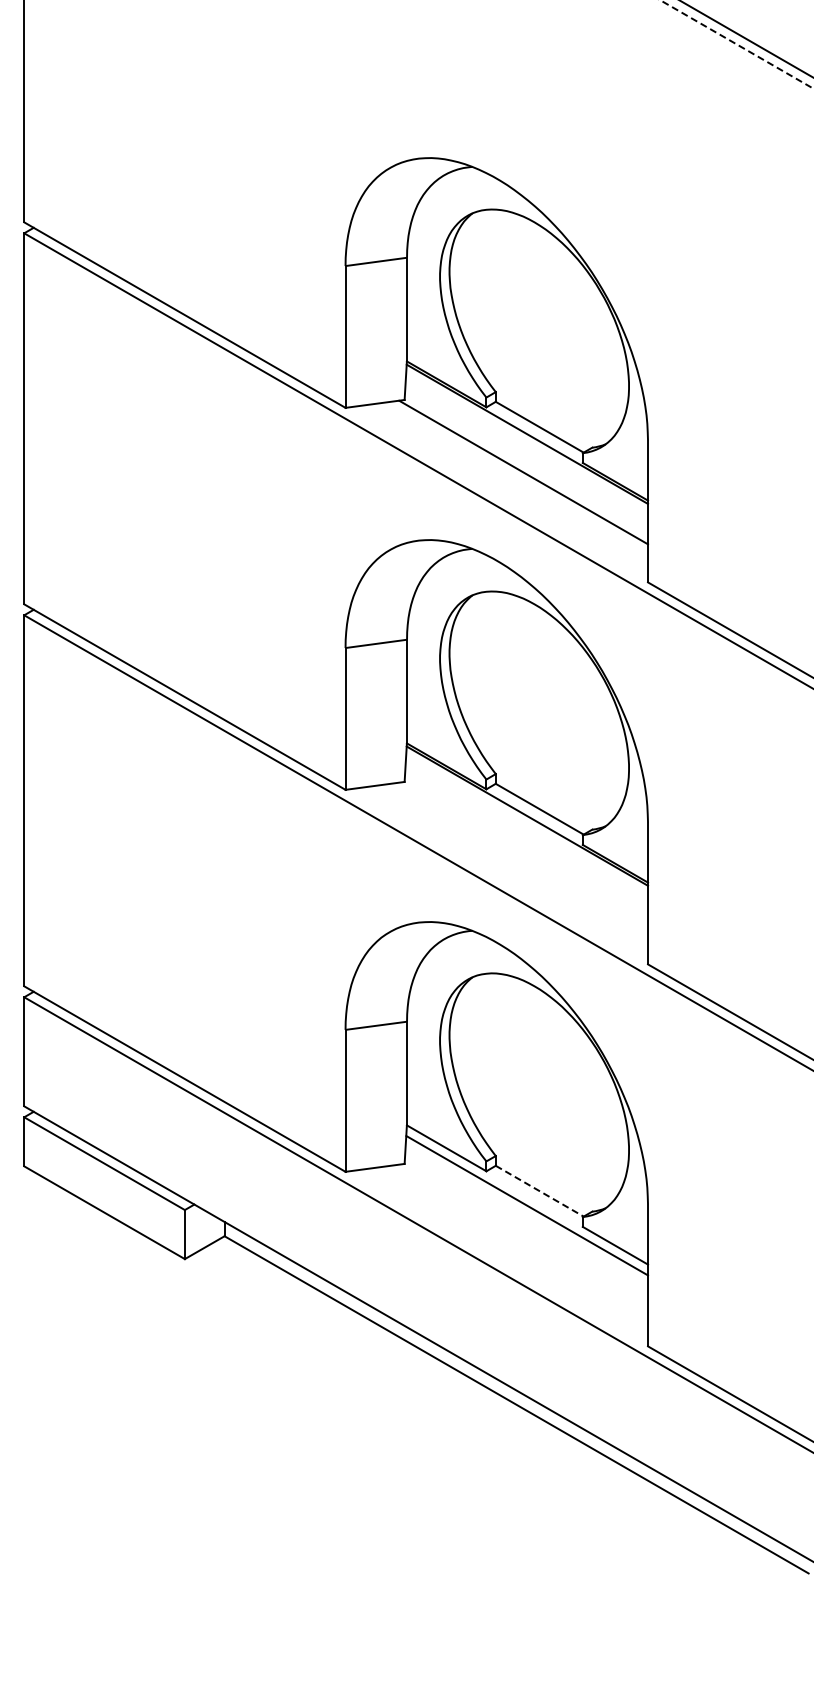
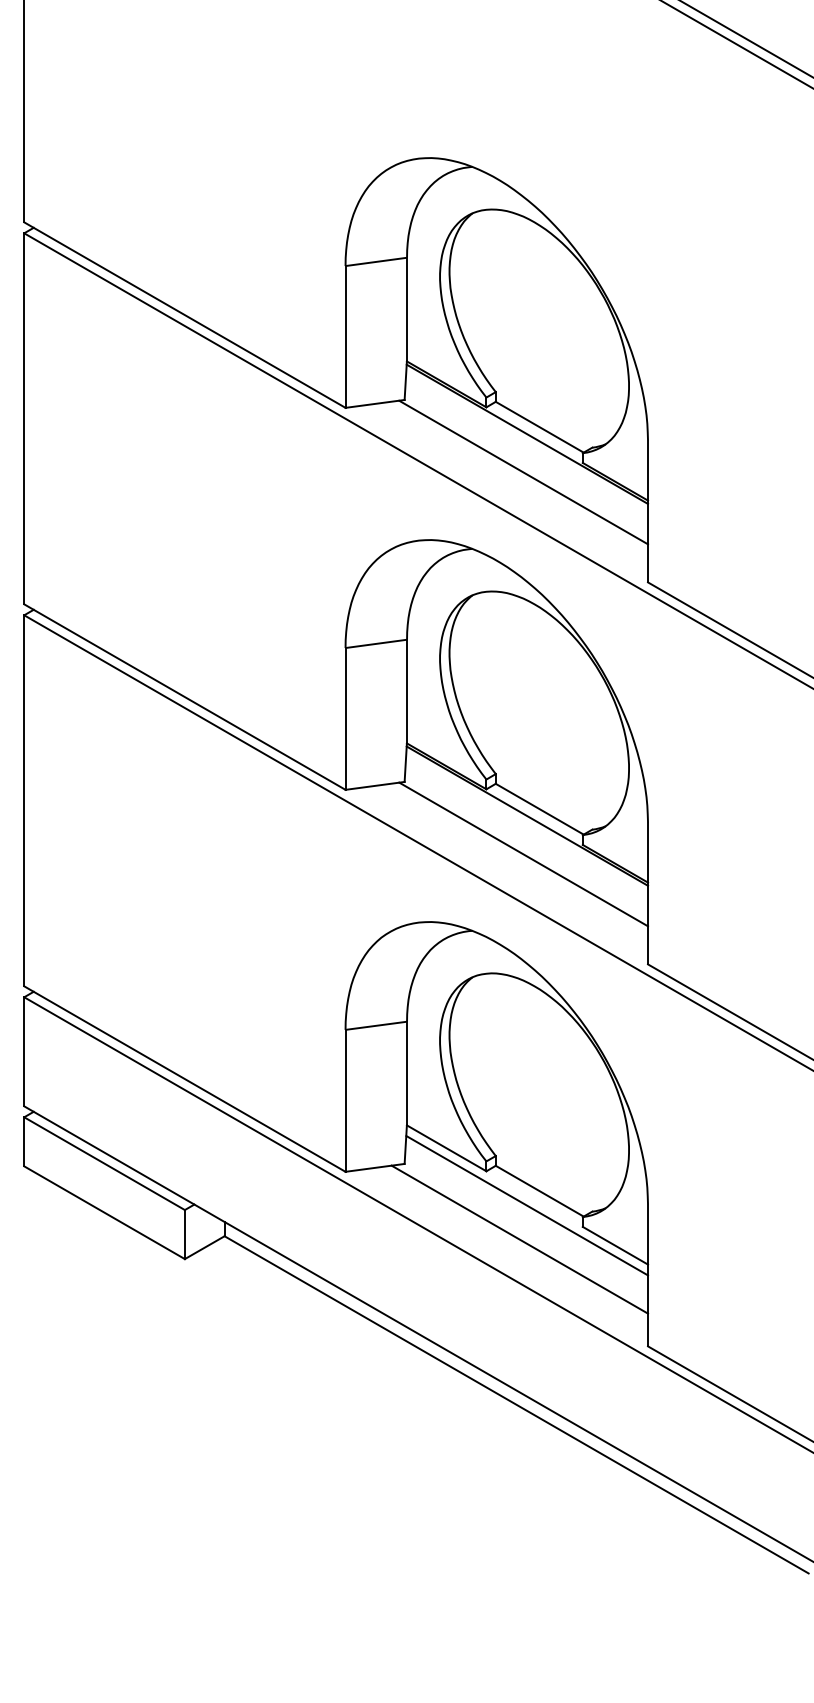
line: dashed -> solid (737, 44)
line: none -> present (523, 854)
line: dashed -> solid (539, 1191)
line: none -> present (519, 1239)
